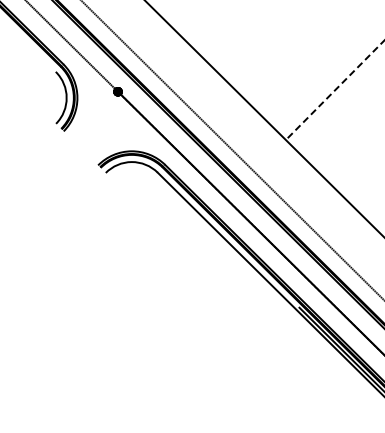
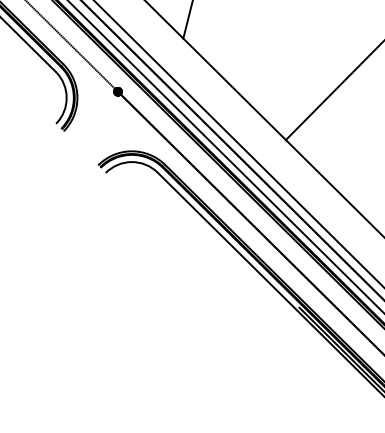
line: none -> present (187, 20)
line: none -> present (28, 45)
line: dashed -> solid (335, 90)
line: none -> present (238, 143)
line: none -> present (231, 149)
line: none -> present (225, 156)
